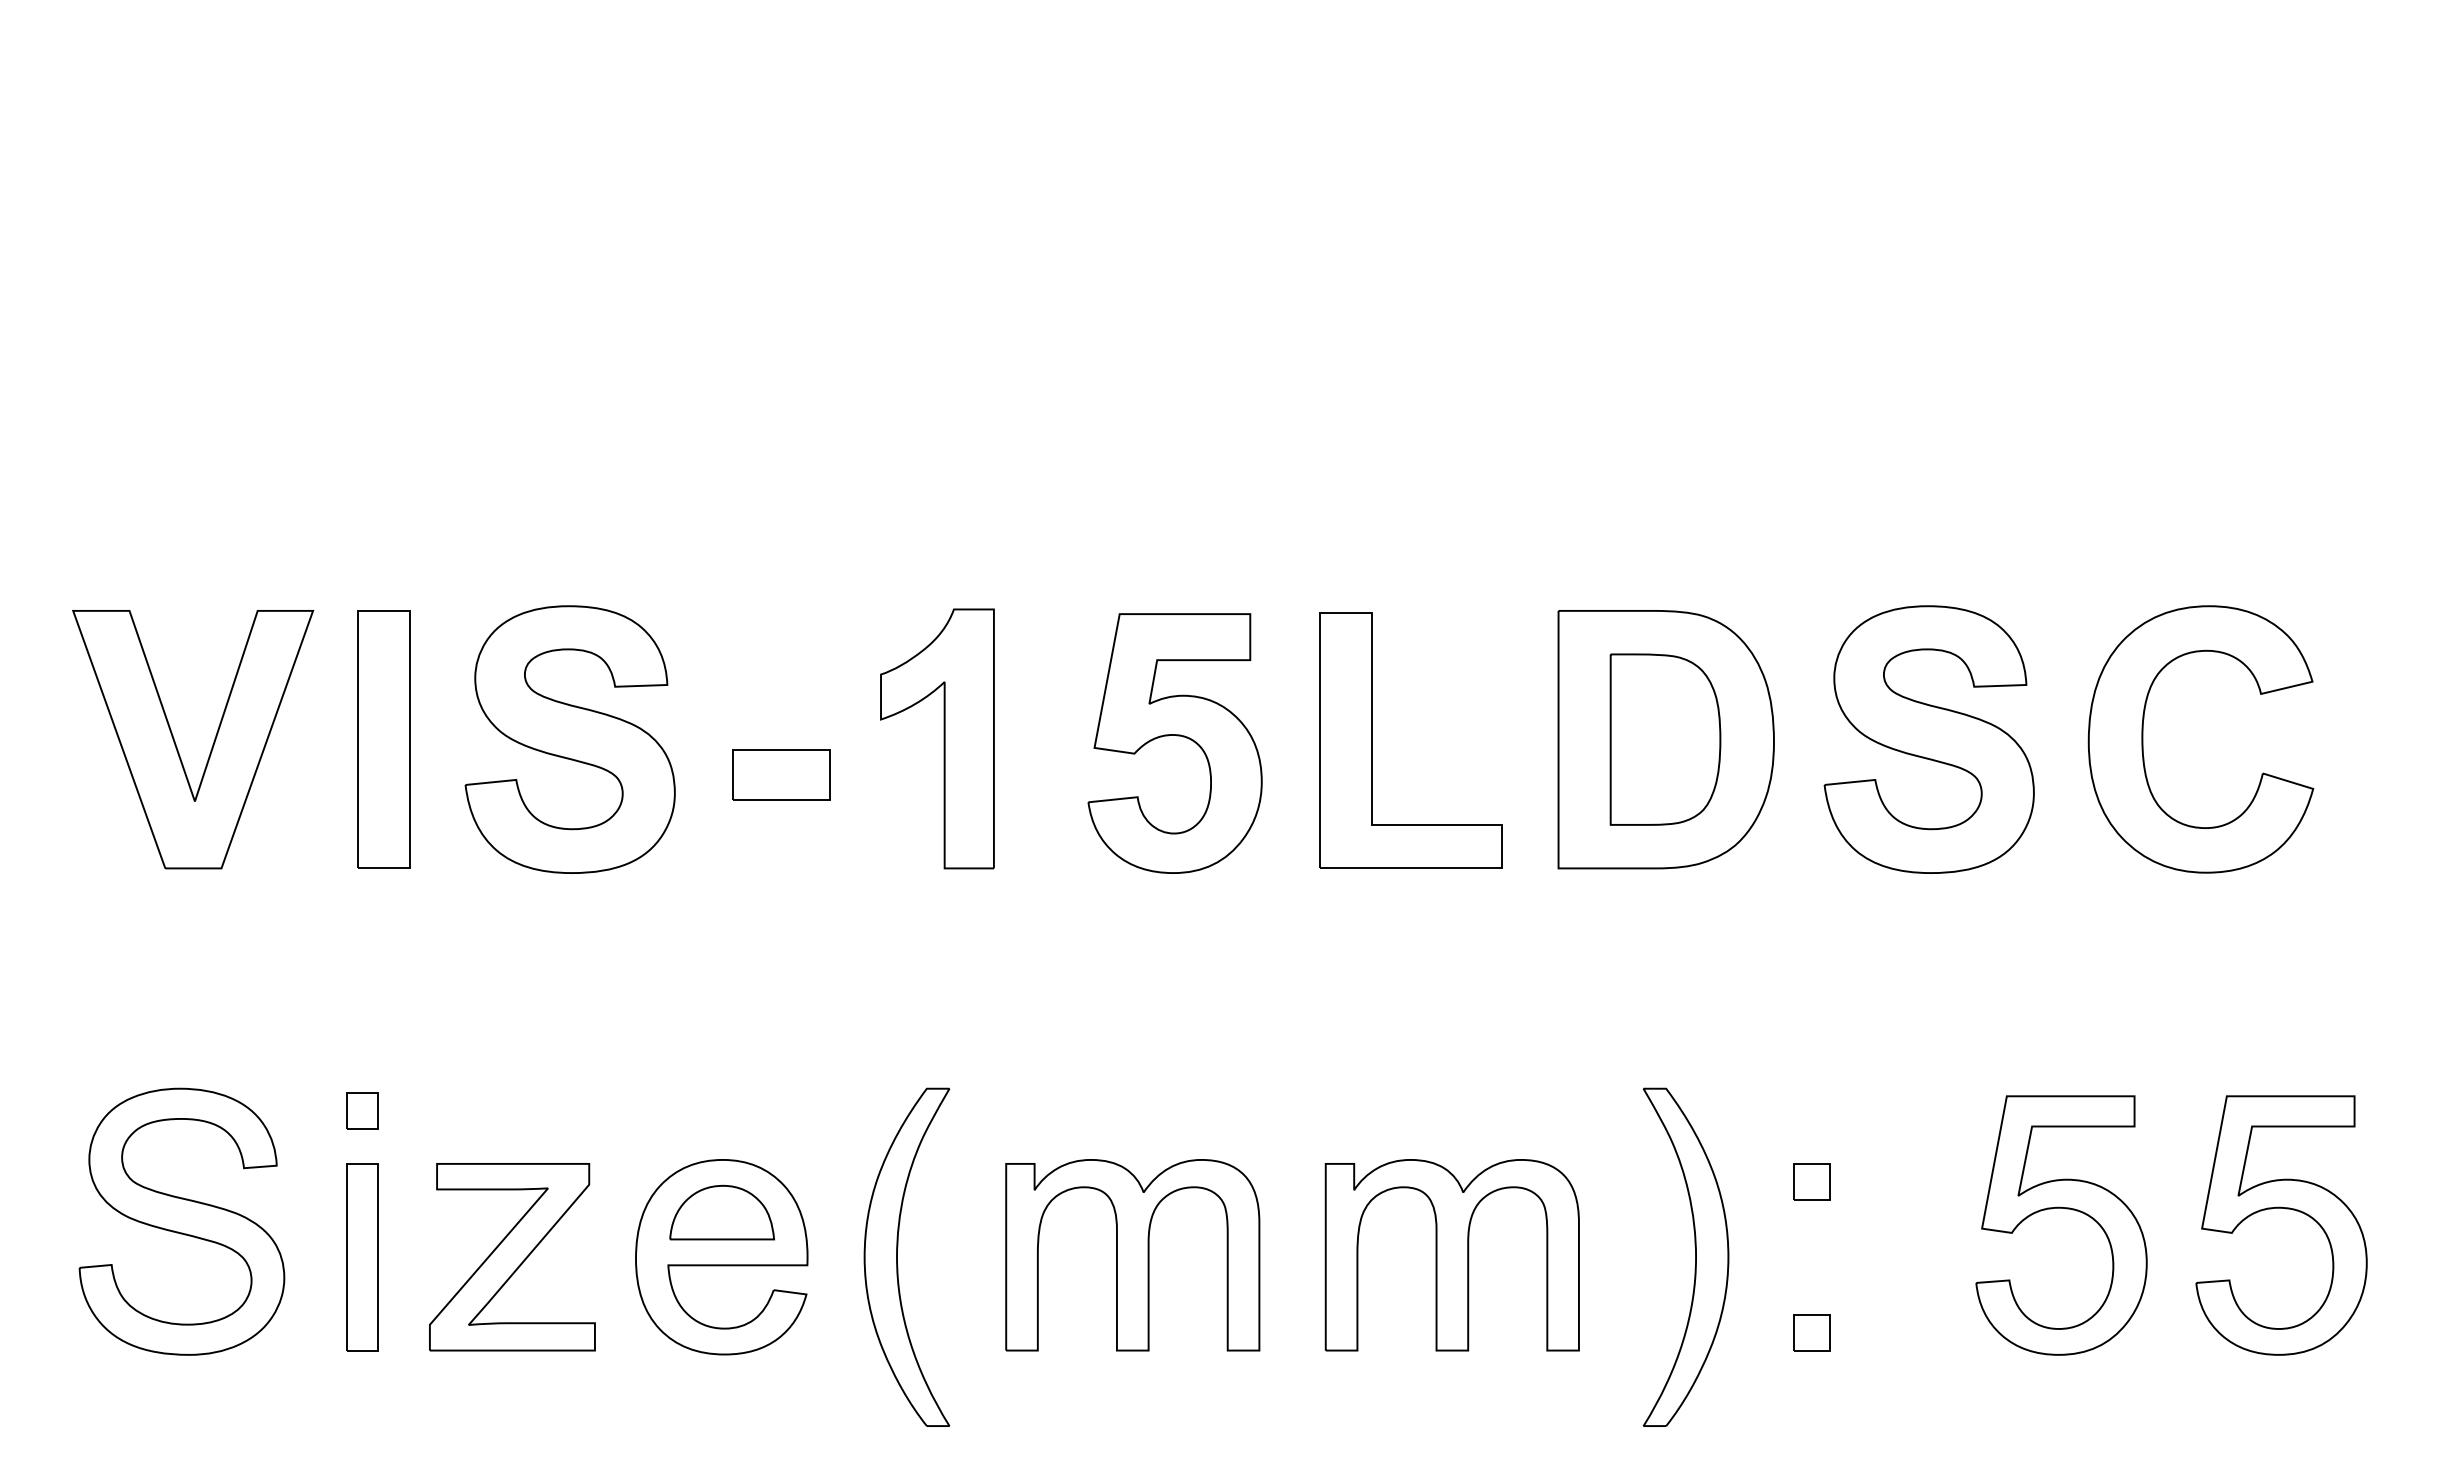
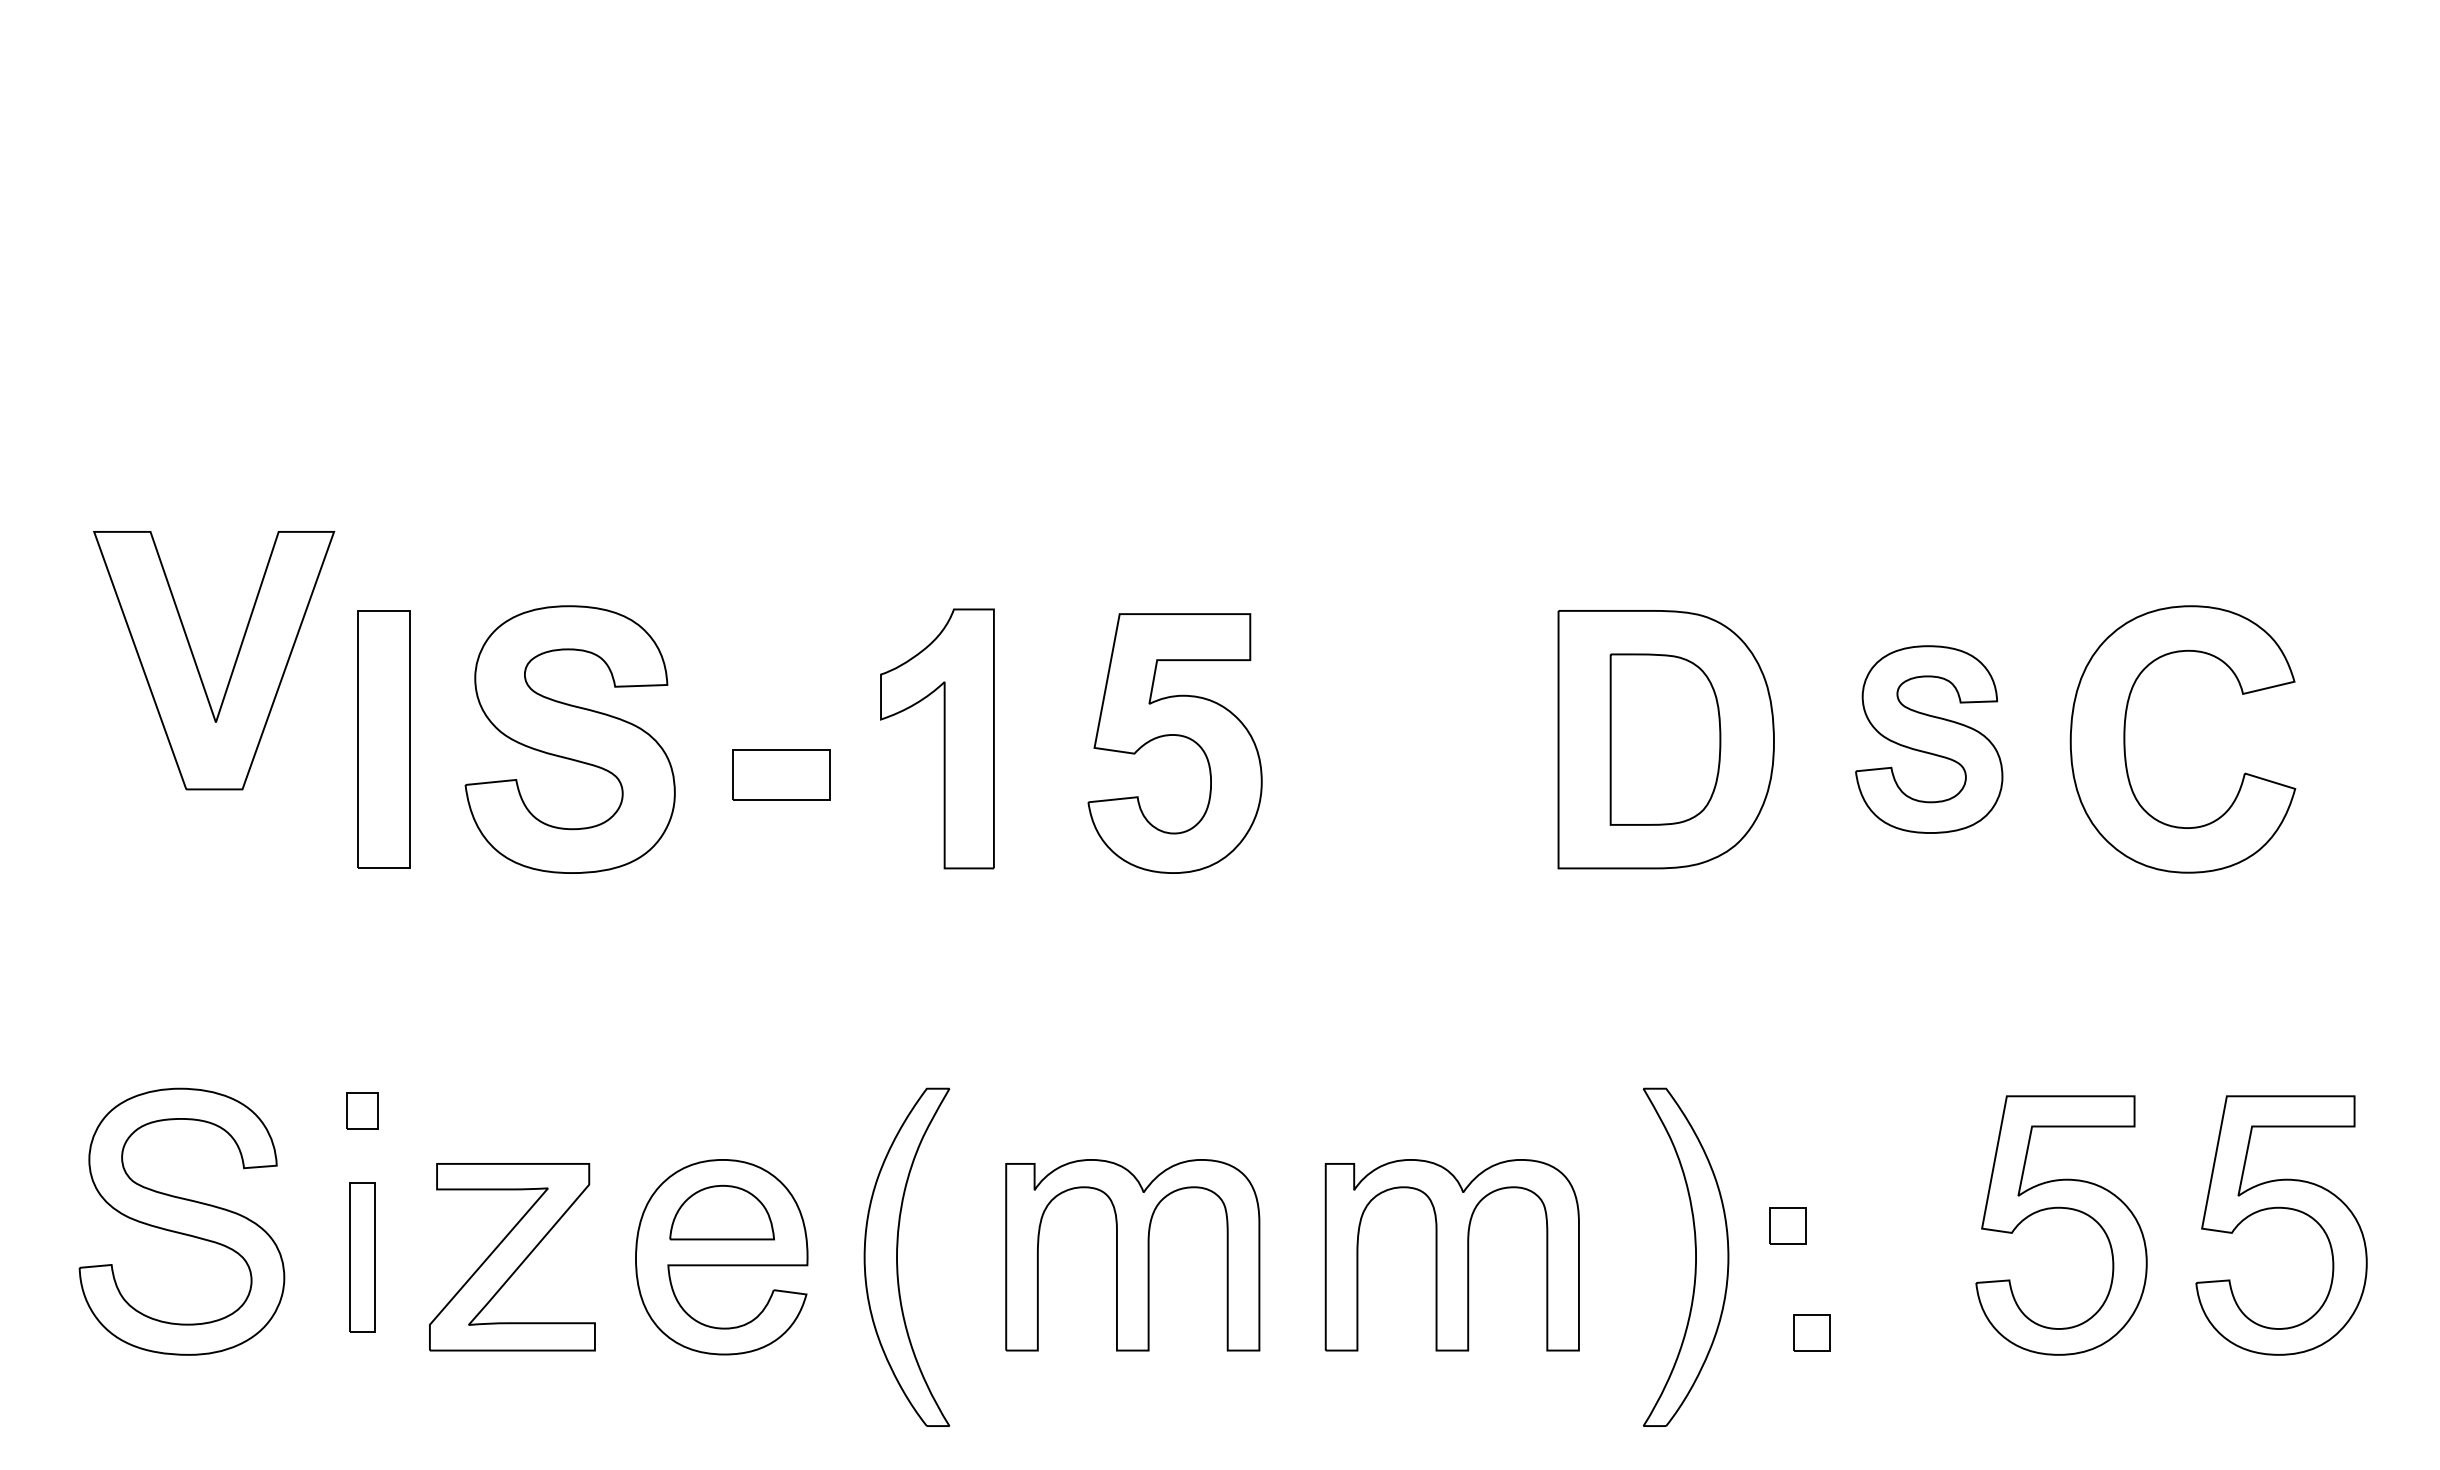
part size: 212x269 px -> 149x189 px (1929, 739)
part position: (2143, 739) -> (2125, 739) (2125, 739)
part: present -> none (1372, 740)
part position: (176, 744) -> (197, 665) (197, 665)
part position: (1811, 1181) -> (1787, 1225) (1787, 1225)
part size: 33x189 px -> 27x151 px (362, 1257)
